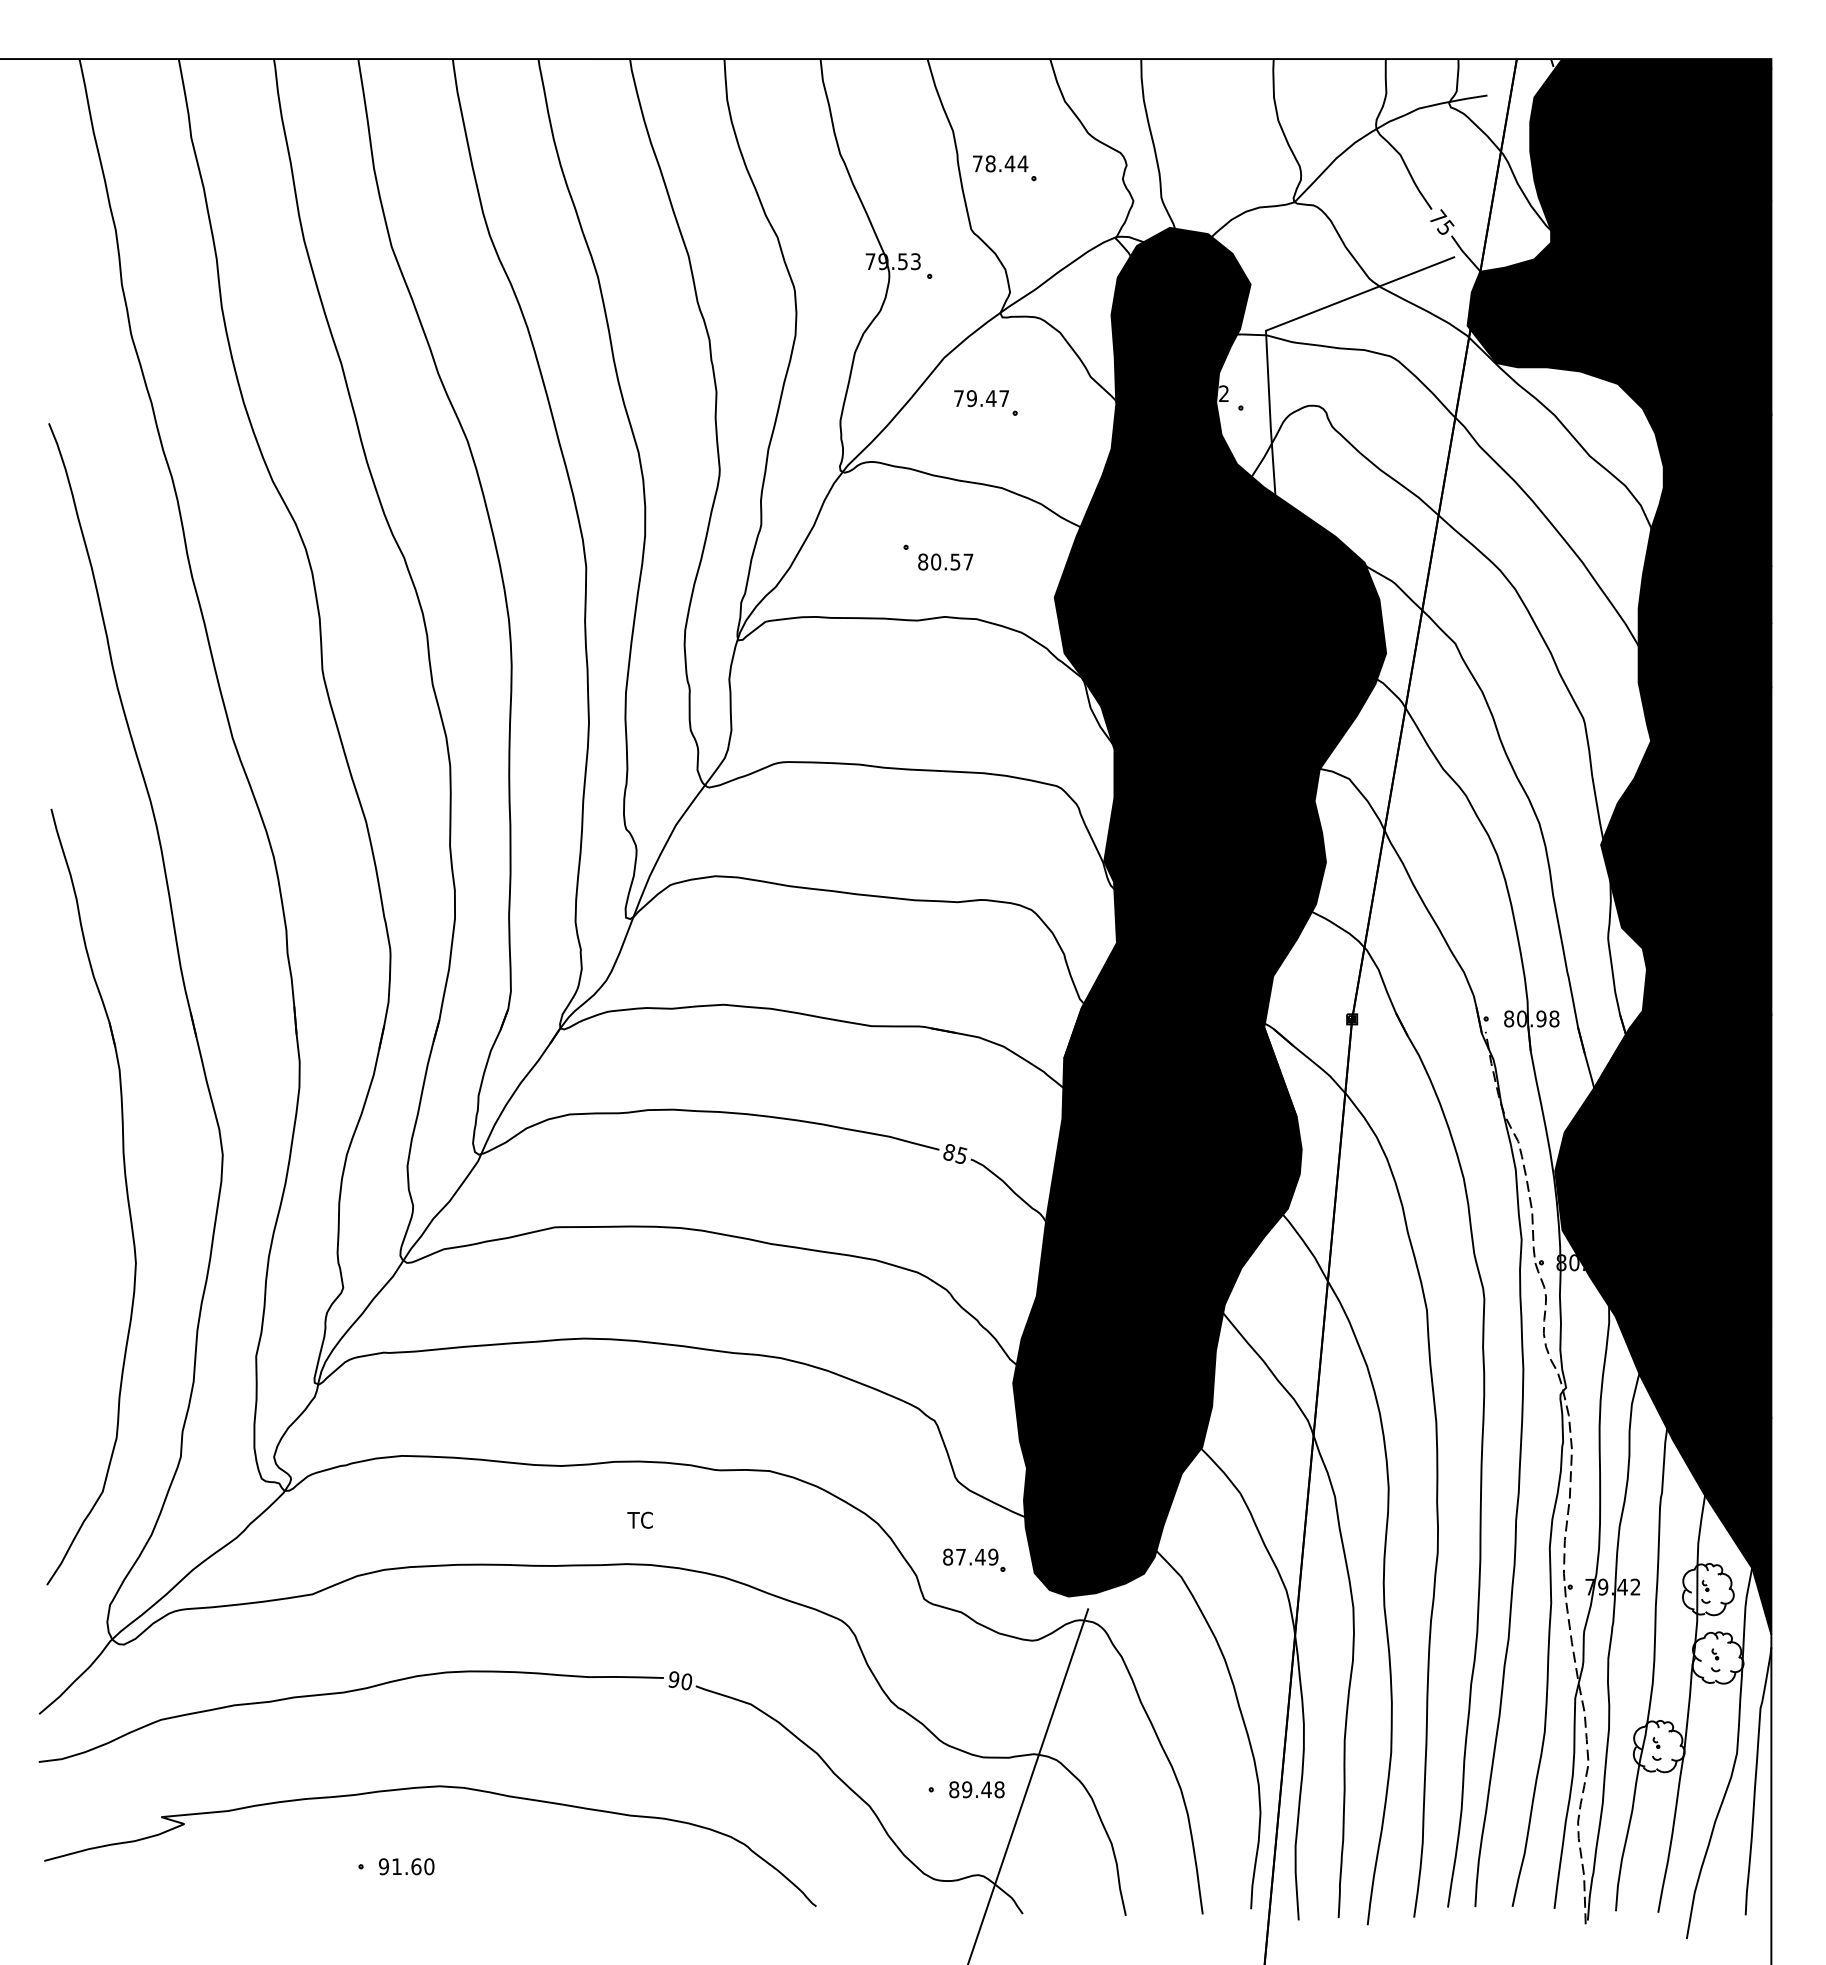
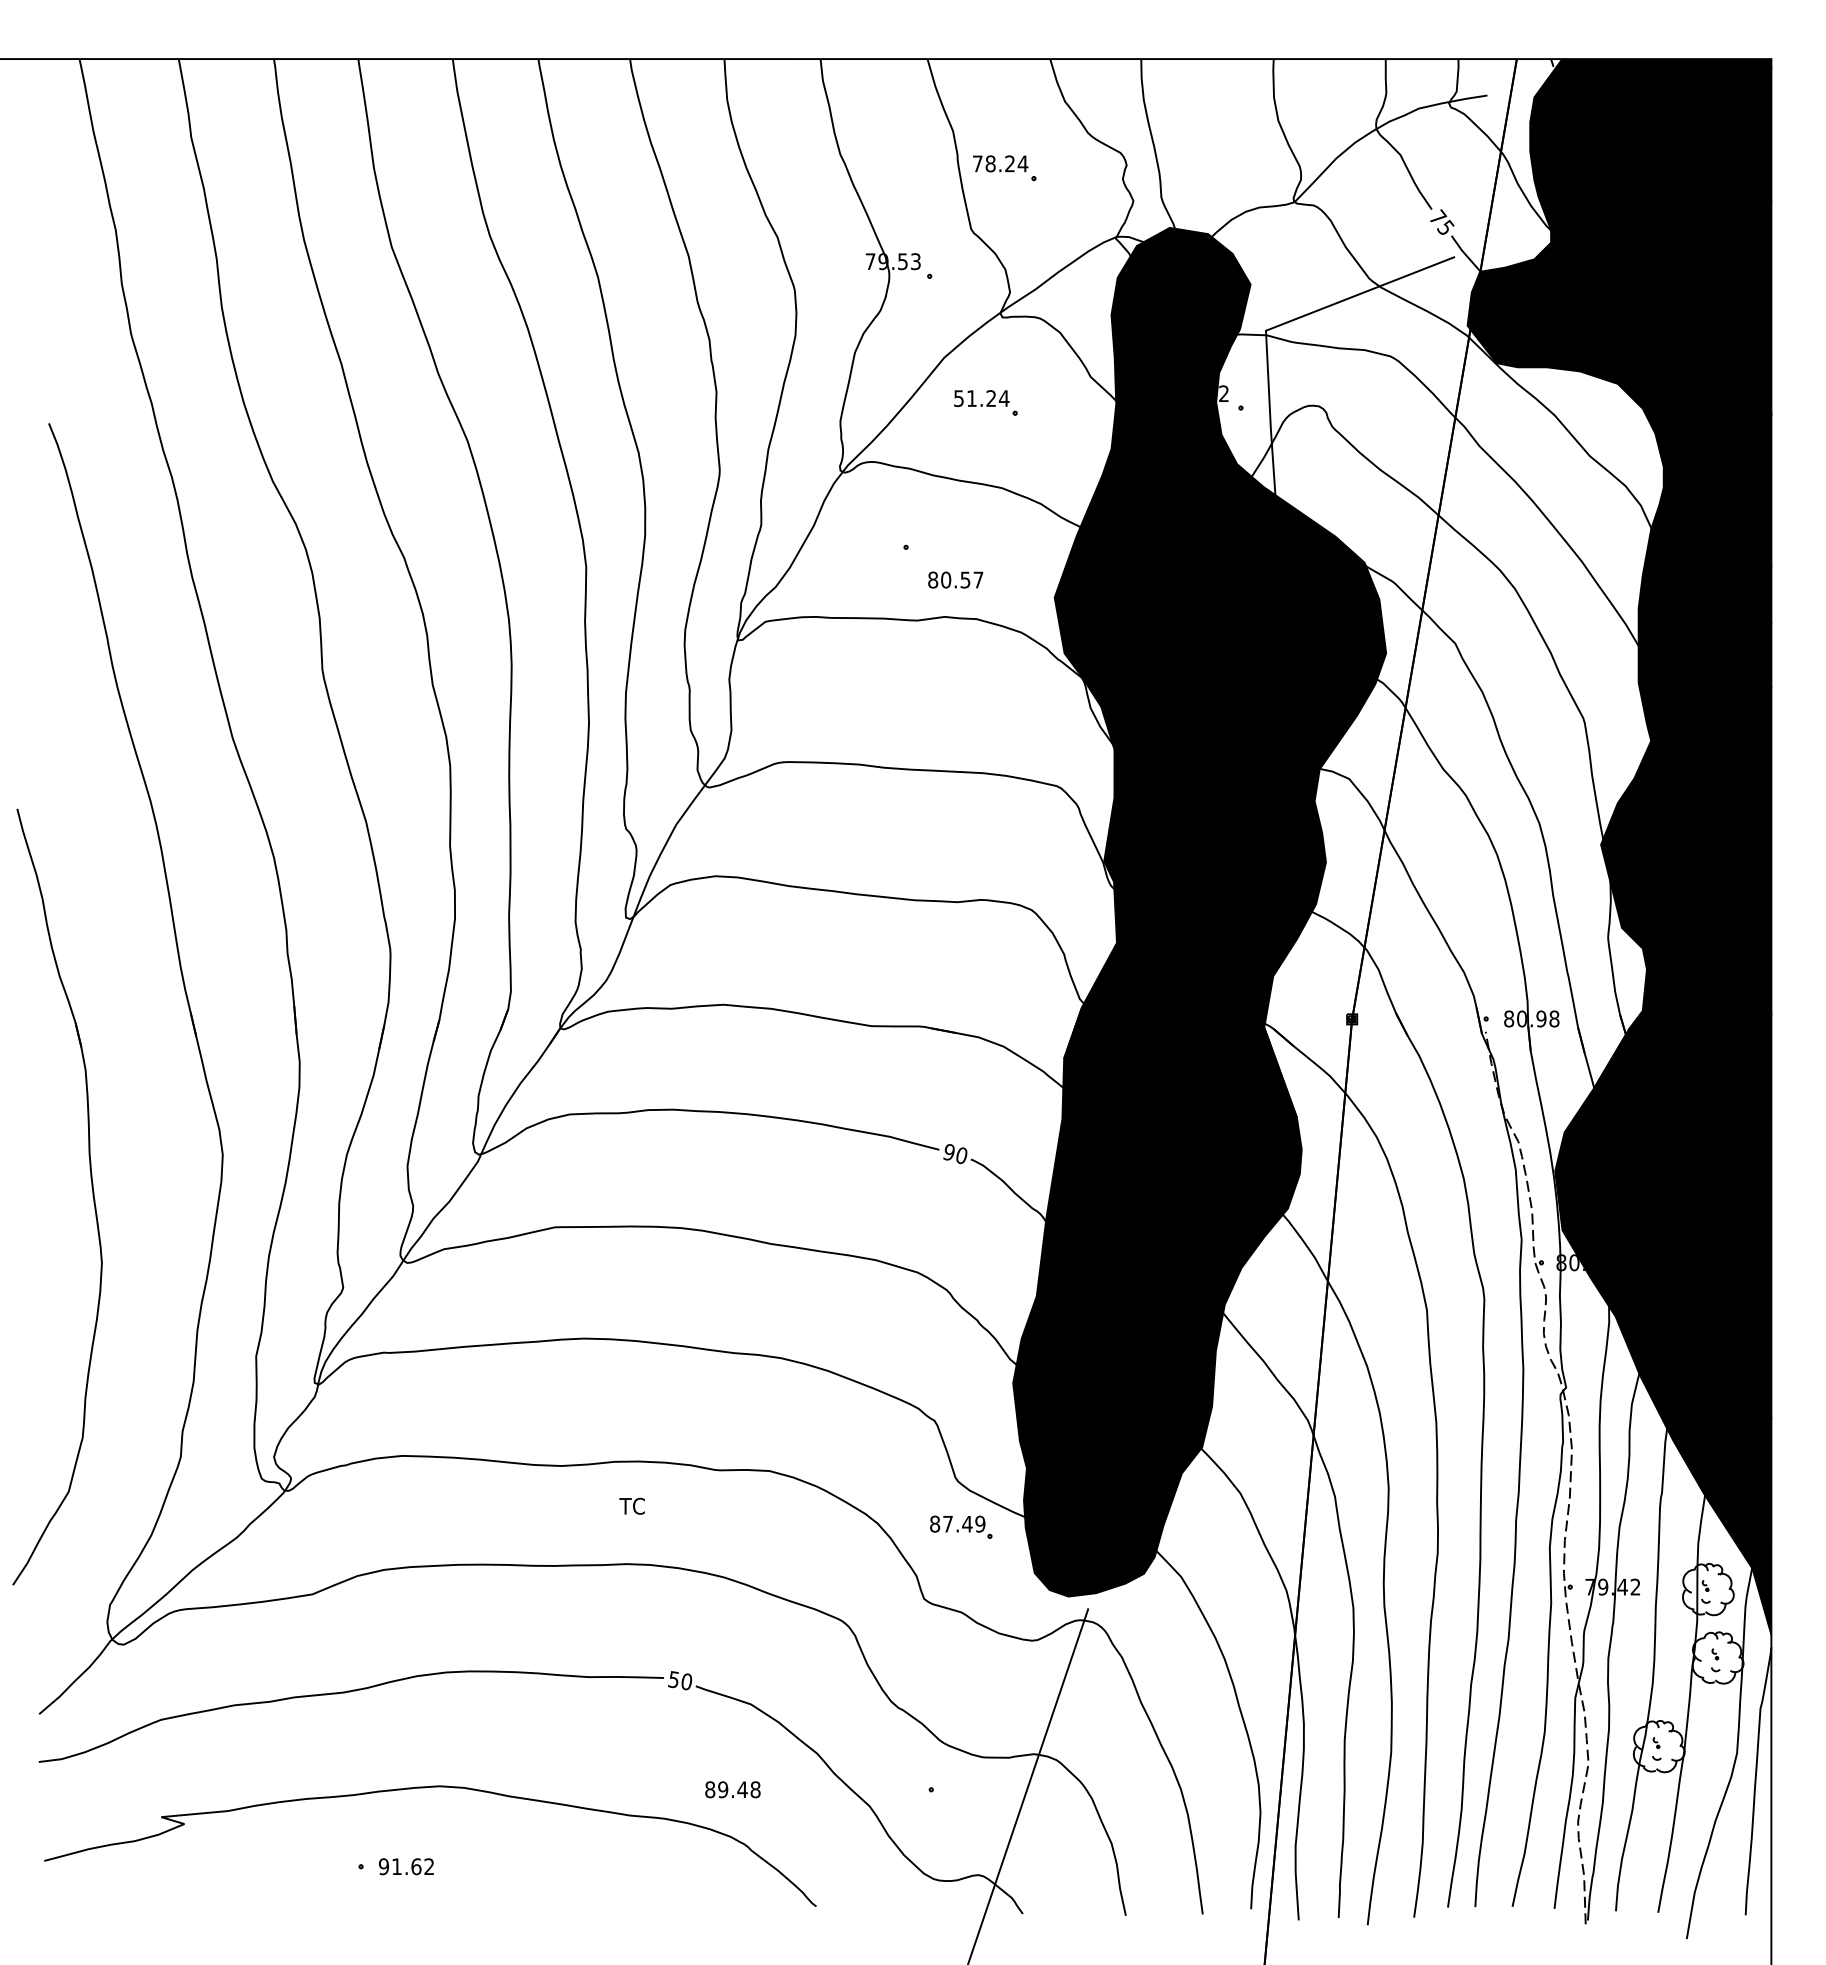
text: 78.44 -> 78.24 (1009, 163)
text: 79.47 -> 51.24 (981, 398)
text position: (945, 561) -> (955, 579) (955, 579)
text: 85 -> 90 (955, 1154)
part position: (126, 1196) -> (92, 1196) (92, 1196)
text position: (639, 1519) -> (631, 1505) (631, 1505)
part position: (974, 1559) -> (961, 1526) (961, 1526)
text: 90 -> 50 (673, 1679)
text position: (976, 1789) -> (732, 1789) (732, 1789)
text: 91.60 -> 91.62 (429, 1866)
